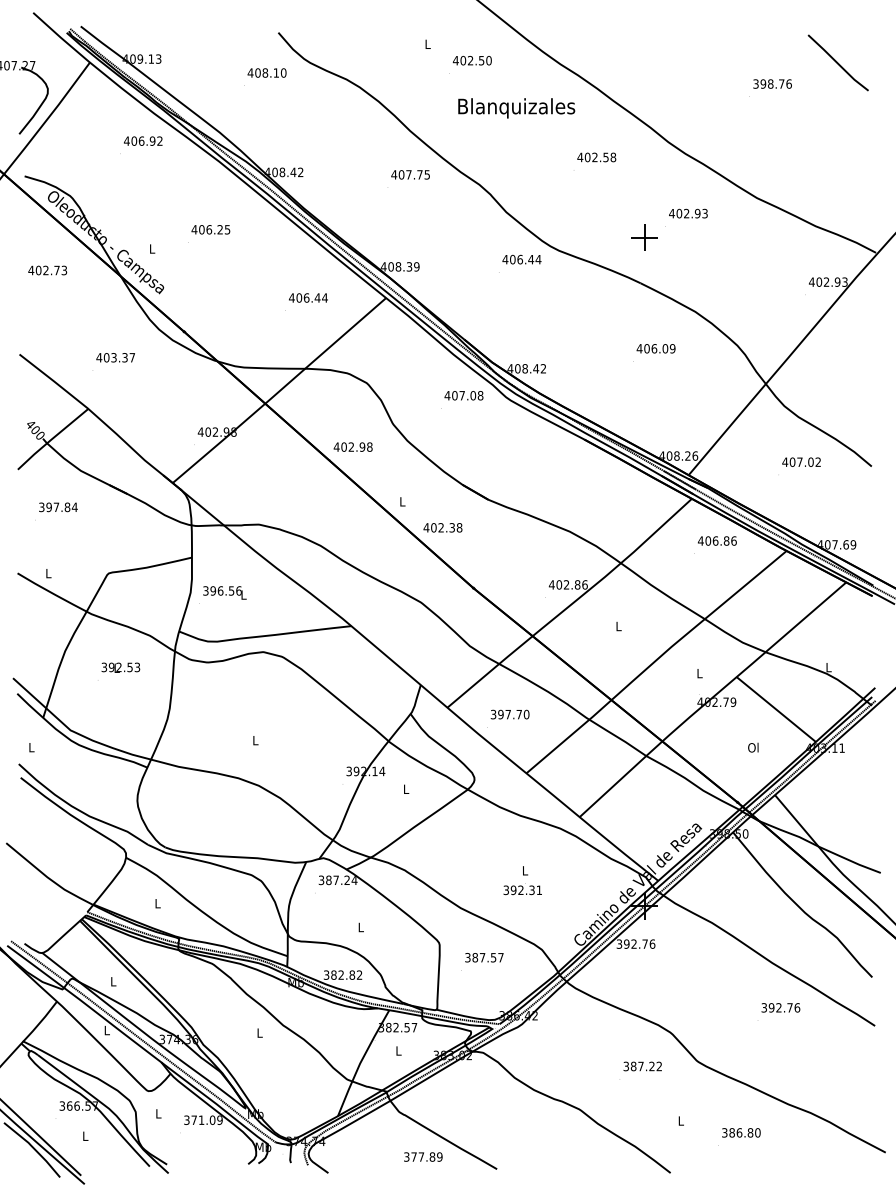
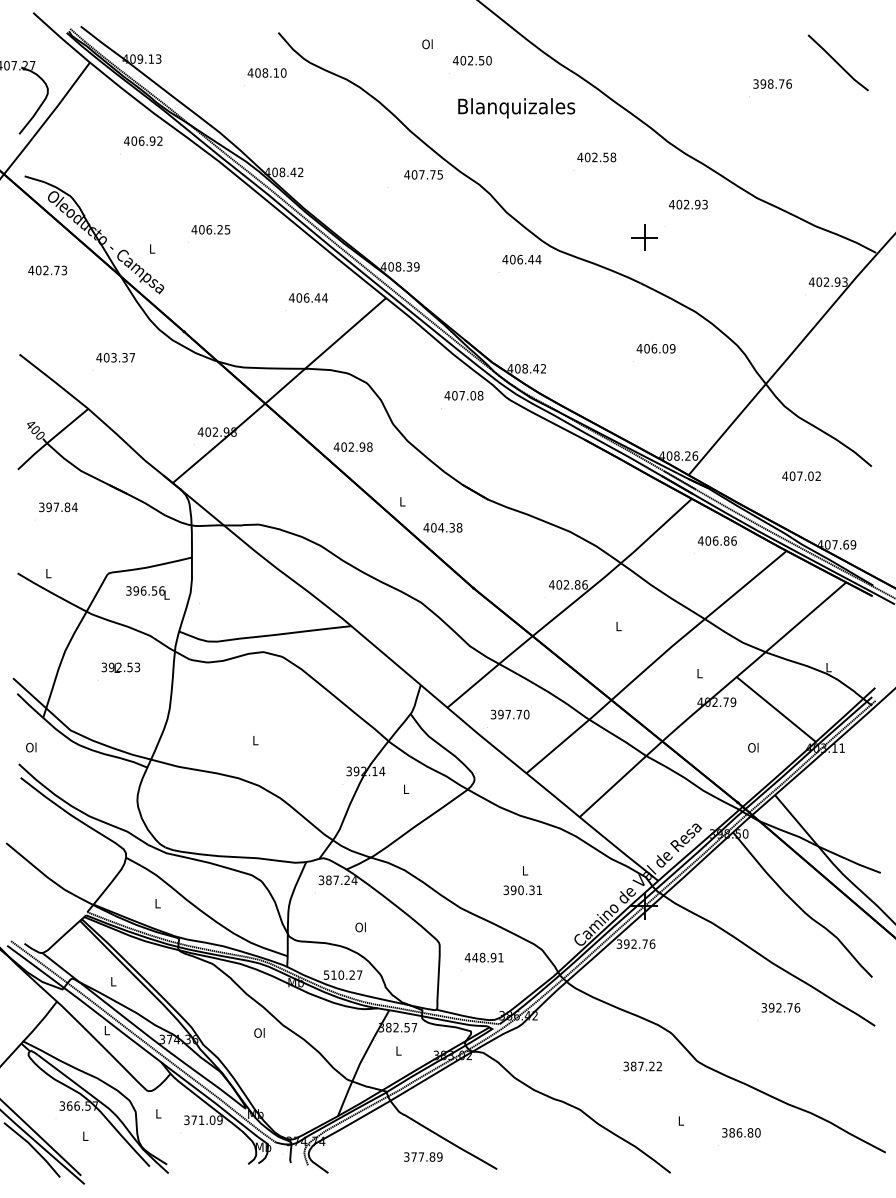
text: L -> Ol (427, 44)
text position: (410, 174) -> (423, 174) (423, 174)
text position: (688, 213) -> (688, 204) (688, 204)
text position: (801, 461) -> (801, 475) (801, 475)
text: 402.38 -> 404.38 (441, 527)
text position: (224, 592) -> (147, 592) (147, 592)
text: L -> Ol (31, 747)
text: 392.31 -> 390.31 (520, 890)
text: L -> Ol (360, 927)
text: 387.57 -> 448.91 (483, 957)
text: 382.82 -> 510.27 (343, 974)
text: L -> Ol (259, 1032)
